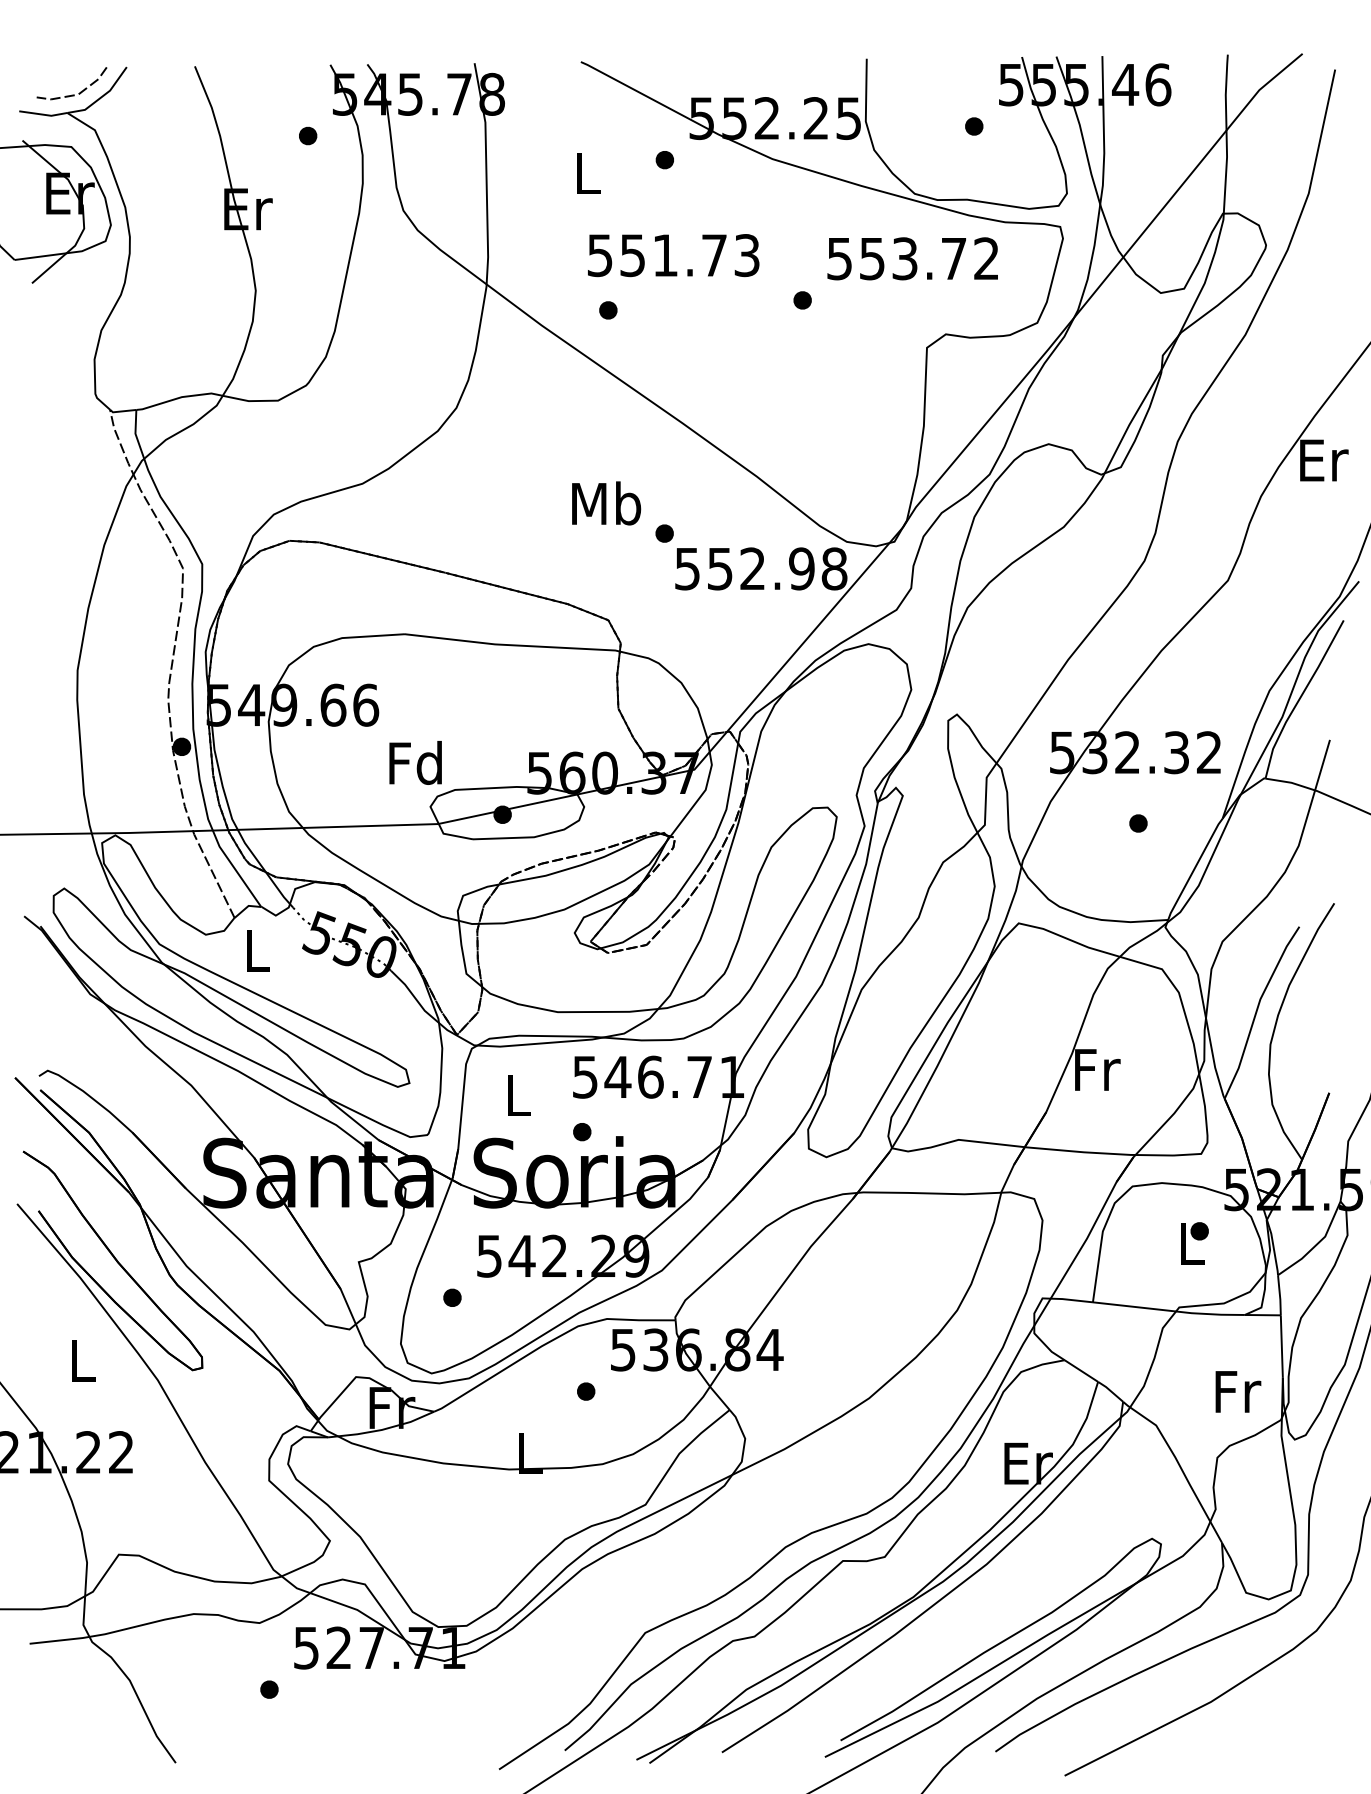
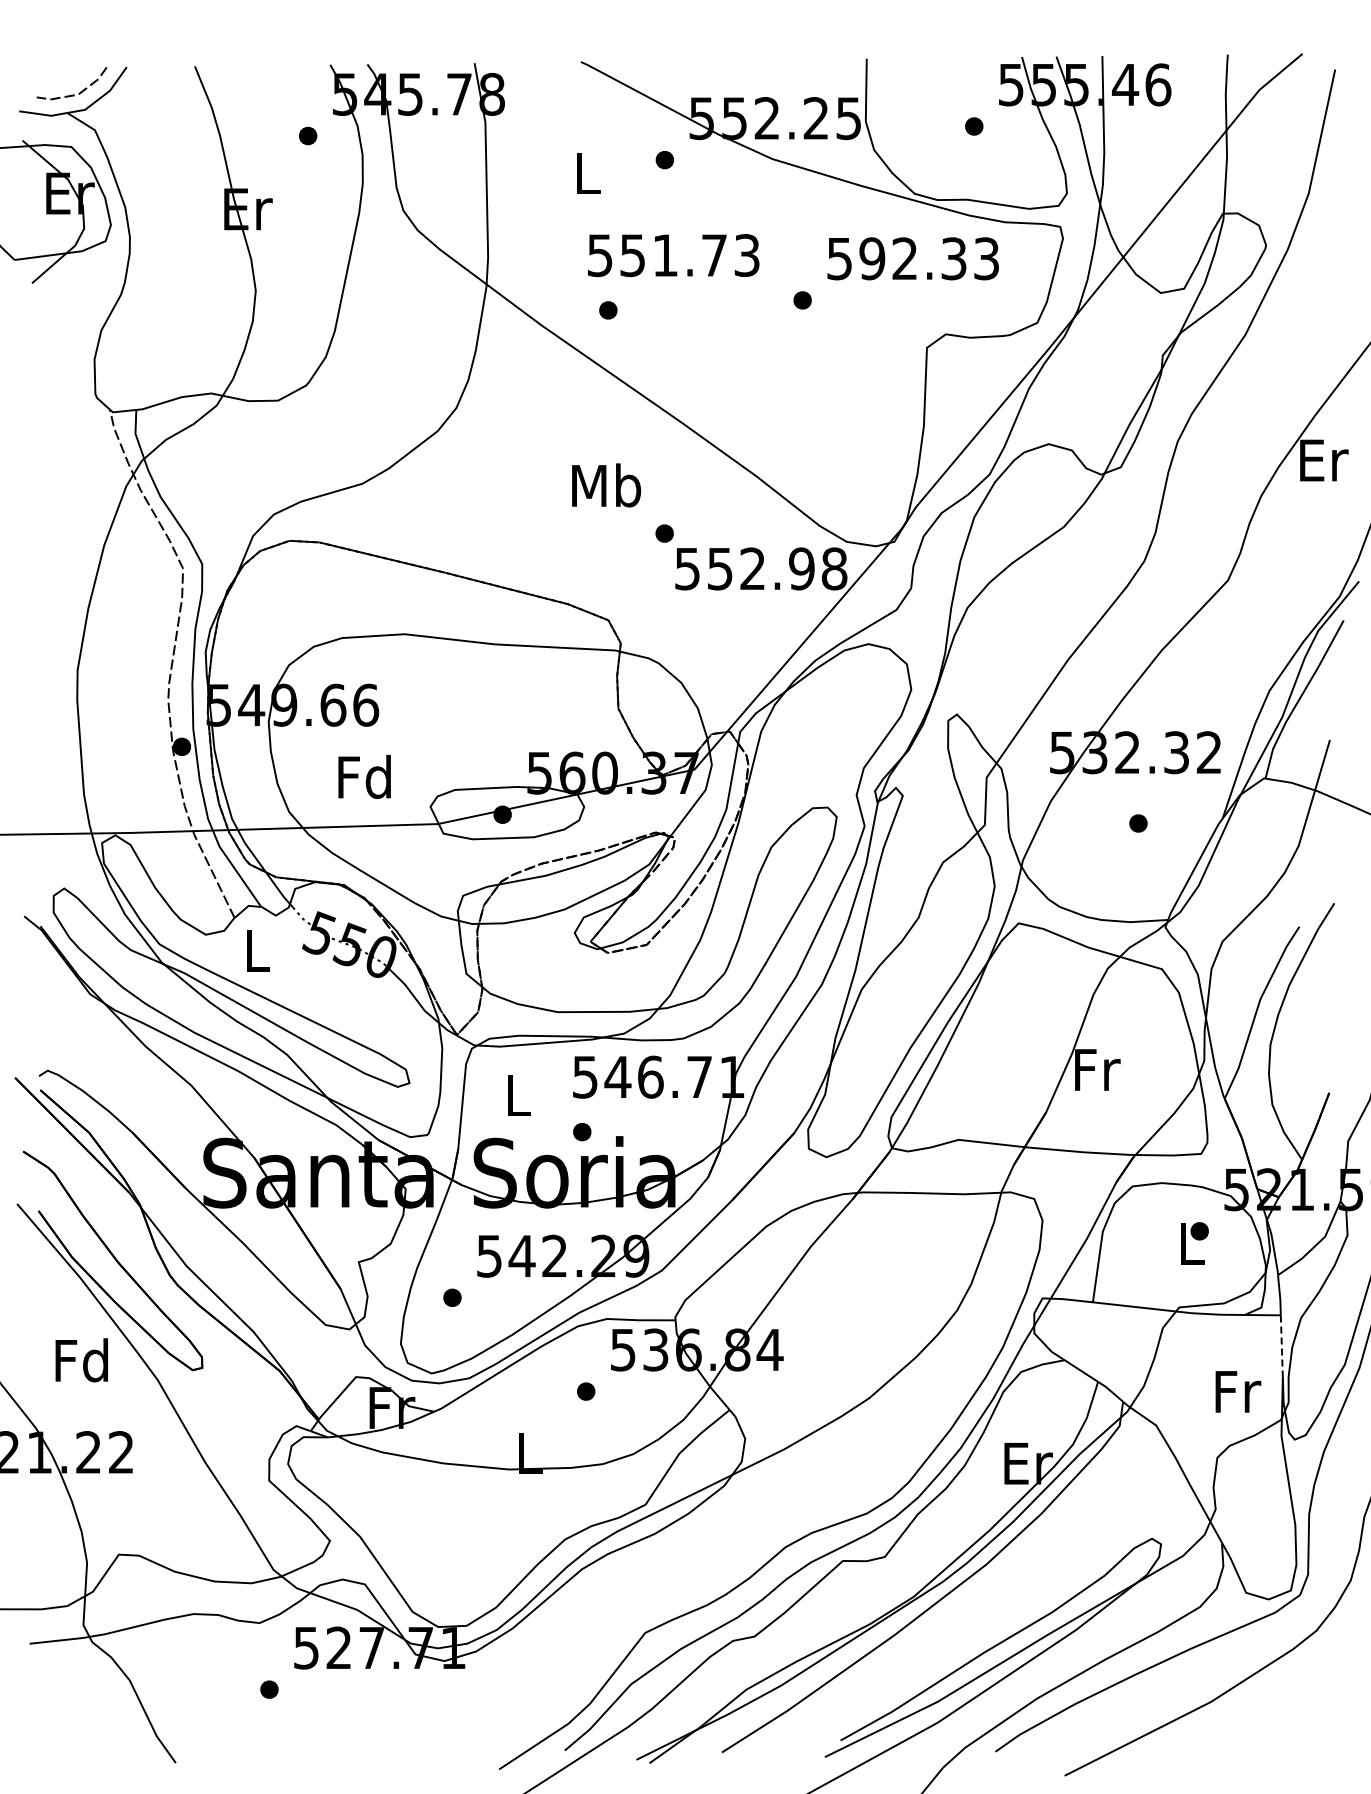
text: 553.72 -> 592.33 (928, 258)
text position: (606, 503) -> (606, 485) (606, 485)
text position: (415, 762) -> (364, 776) (364, 776)
line: solid -> dashed (1281, 1345)
text: L -> Fd (81, 1360)
